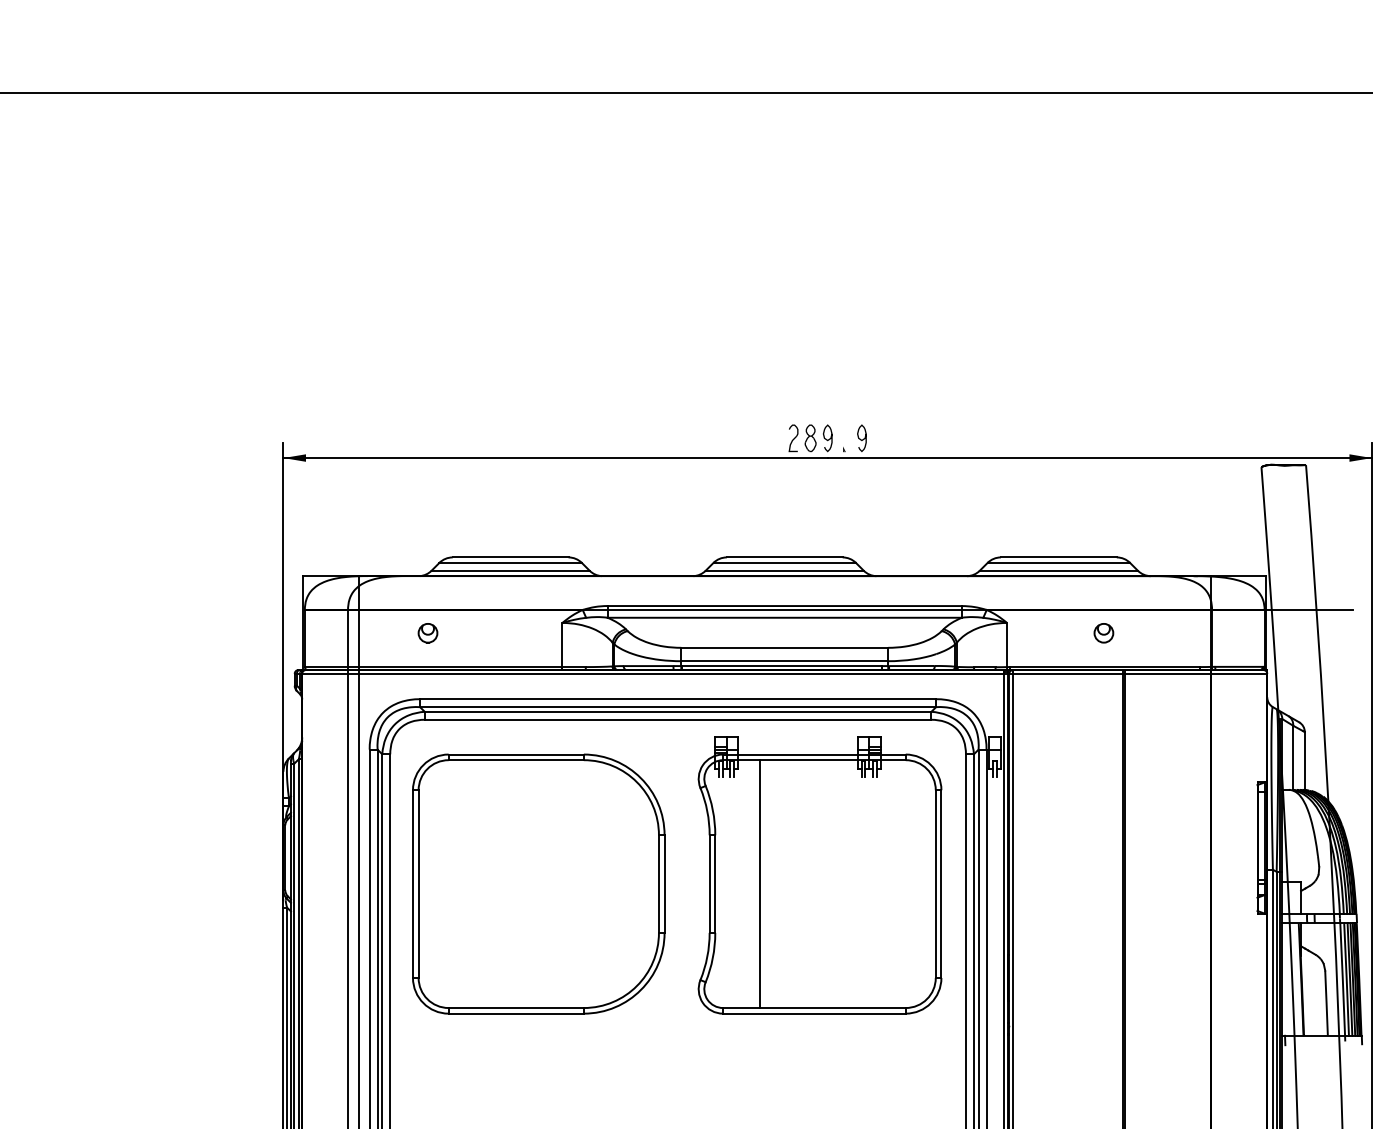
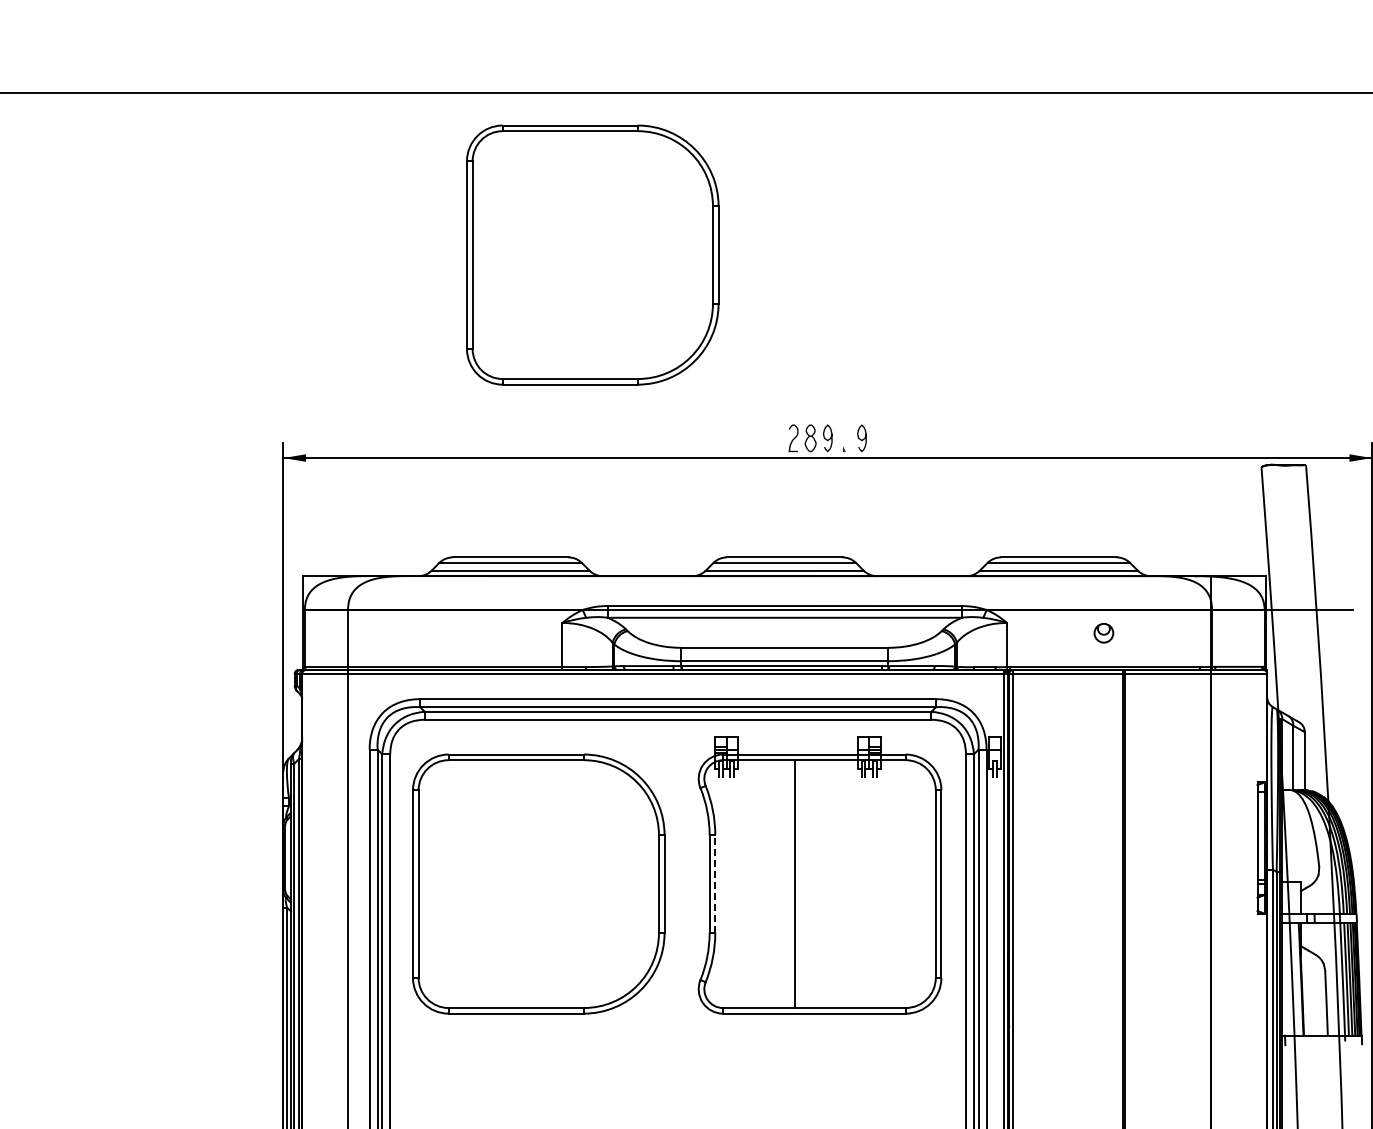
part: none -> present (592, 254)
part: present -> none (427, 633)
line: present -> none (358, 850)
line: solid -> dashed (715, 884)
line position: (759, 884) -> (794, 884) (794, 884)
